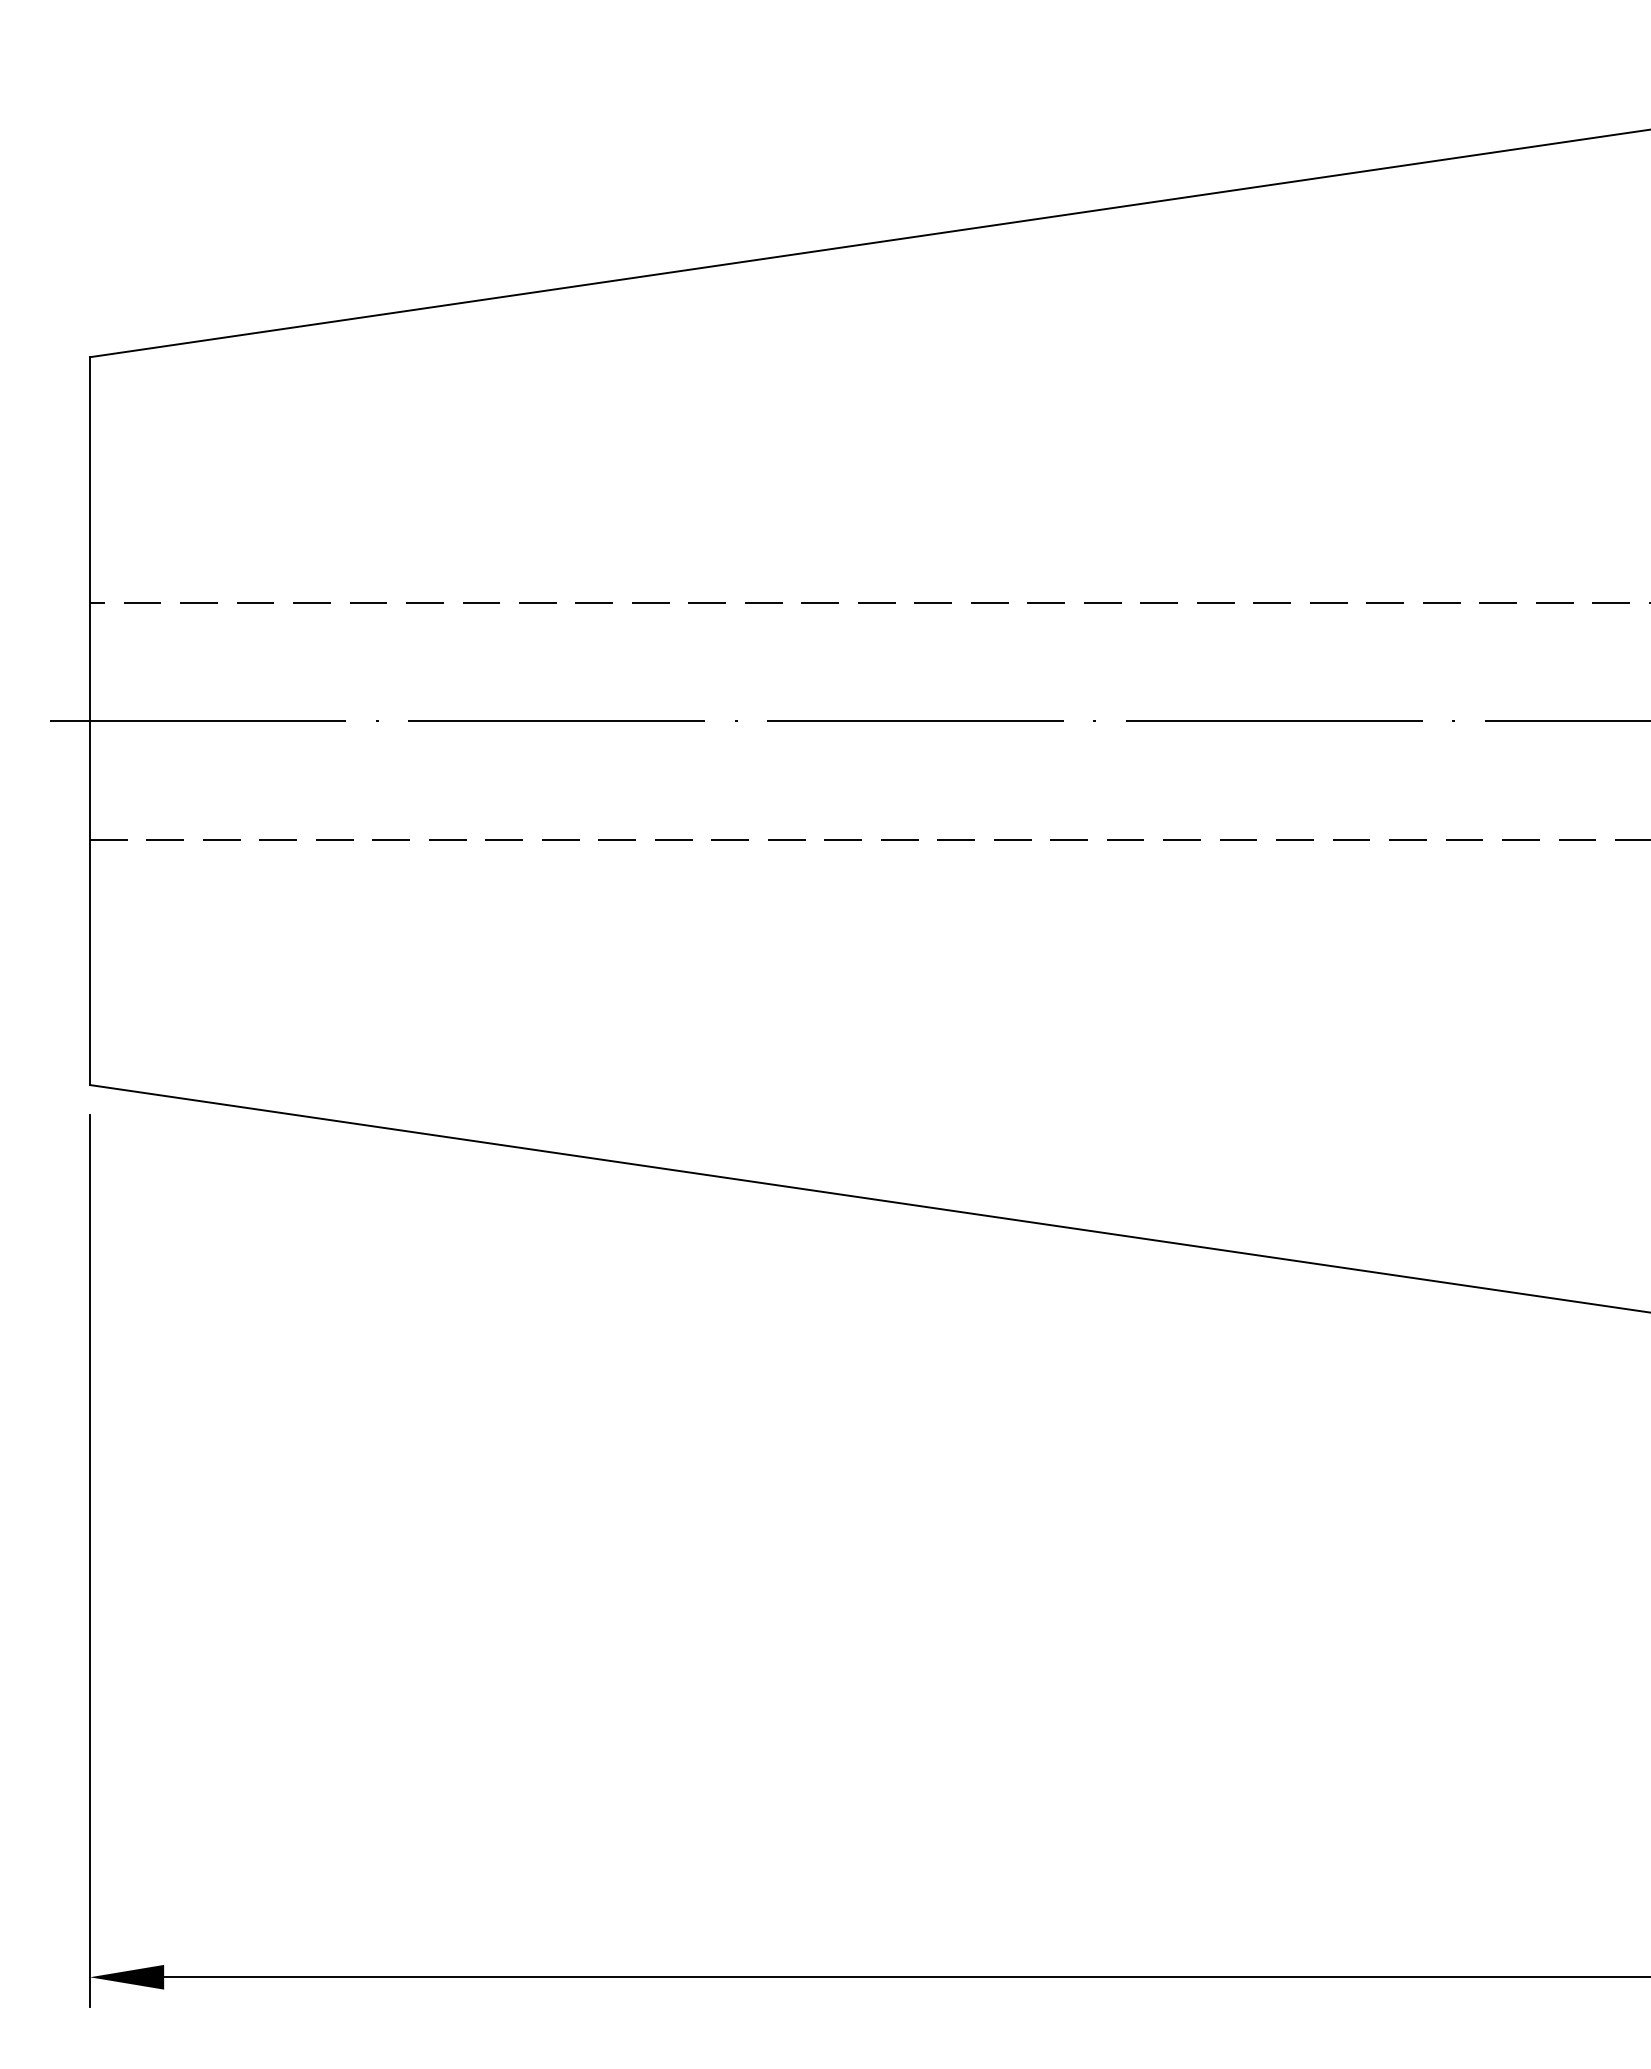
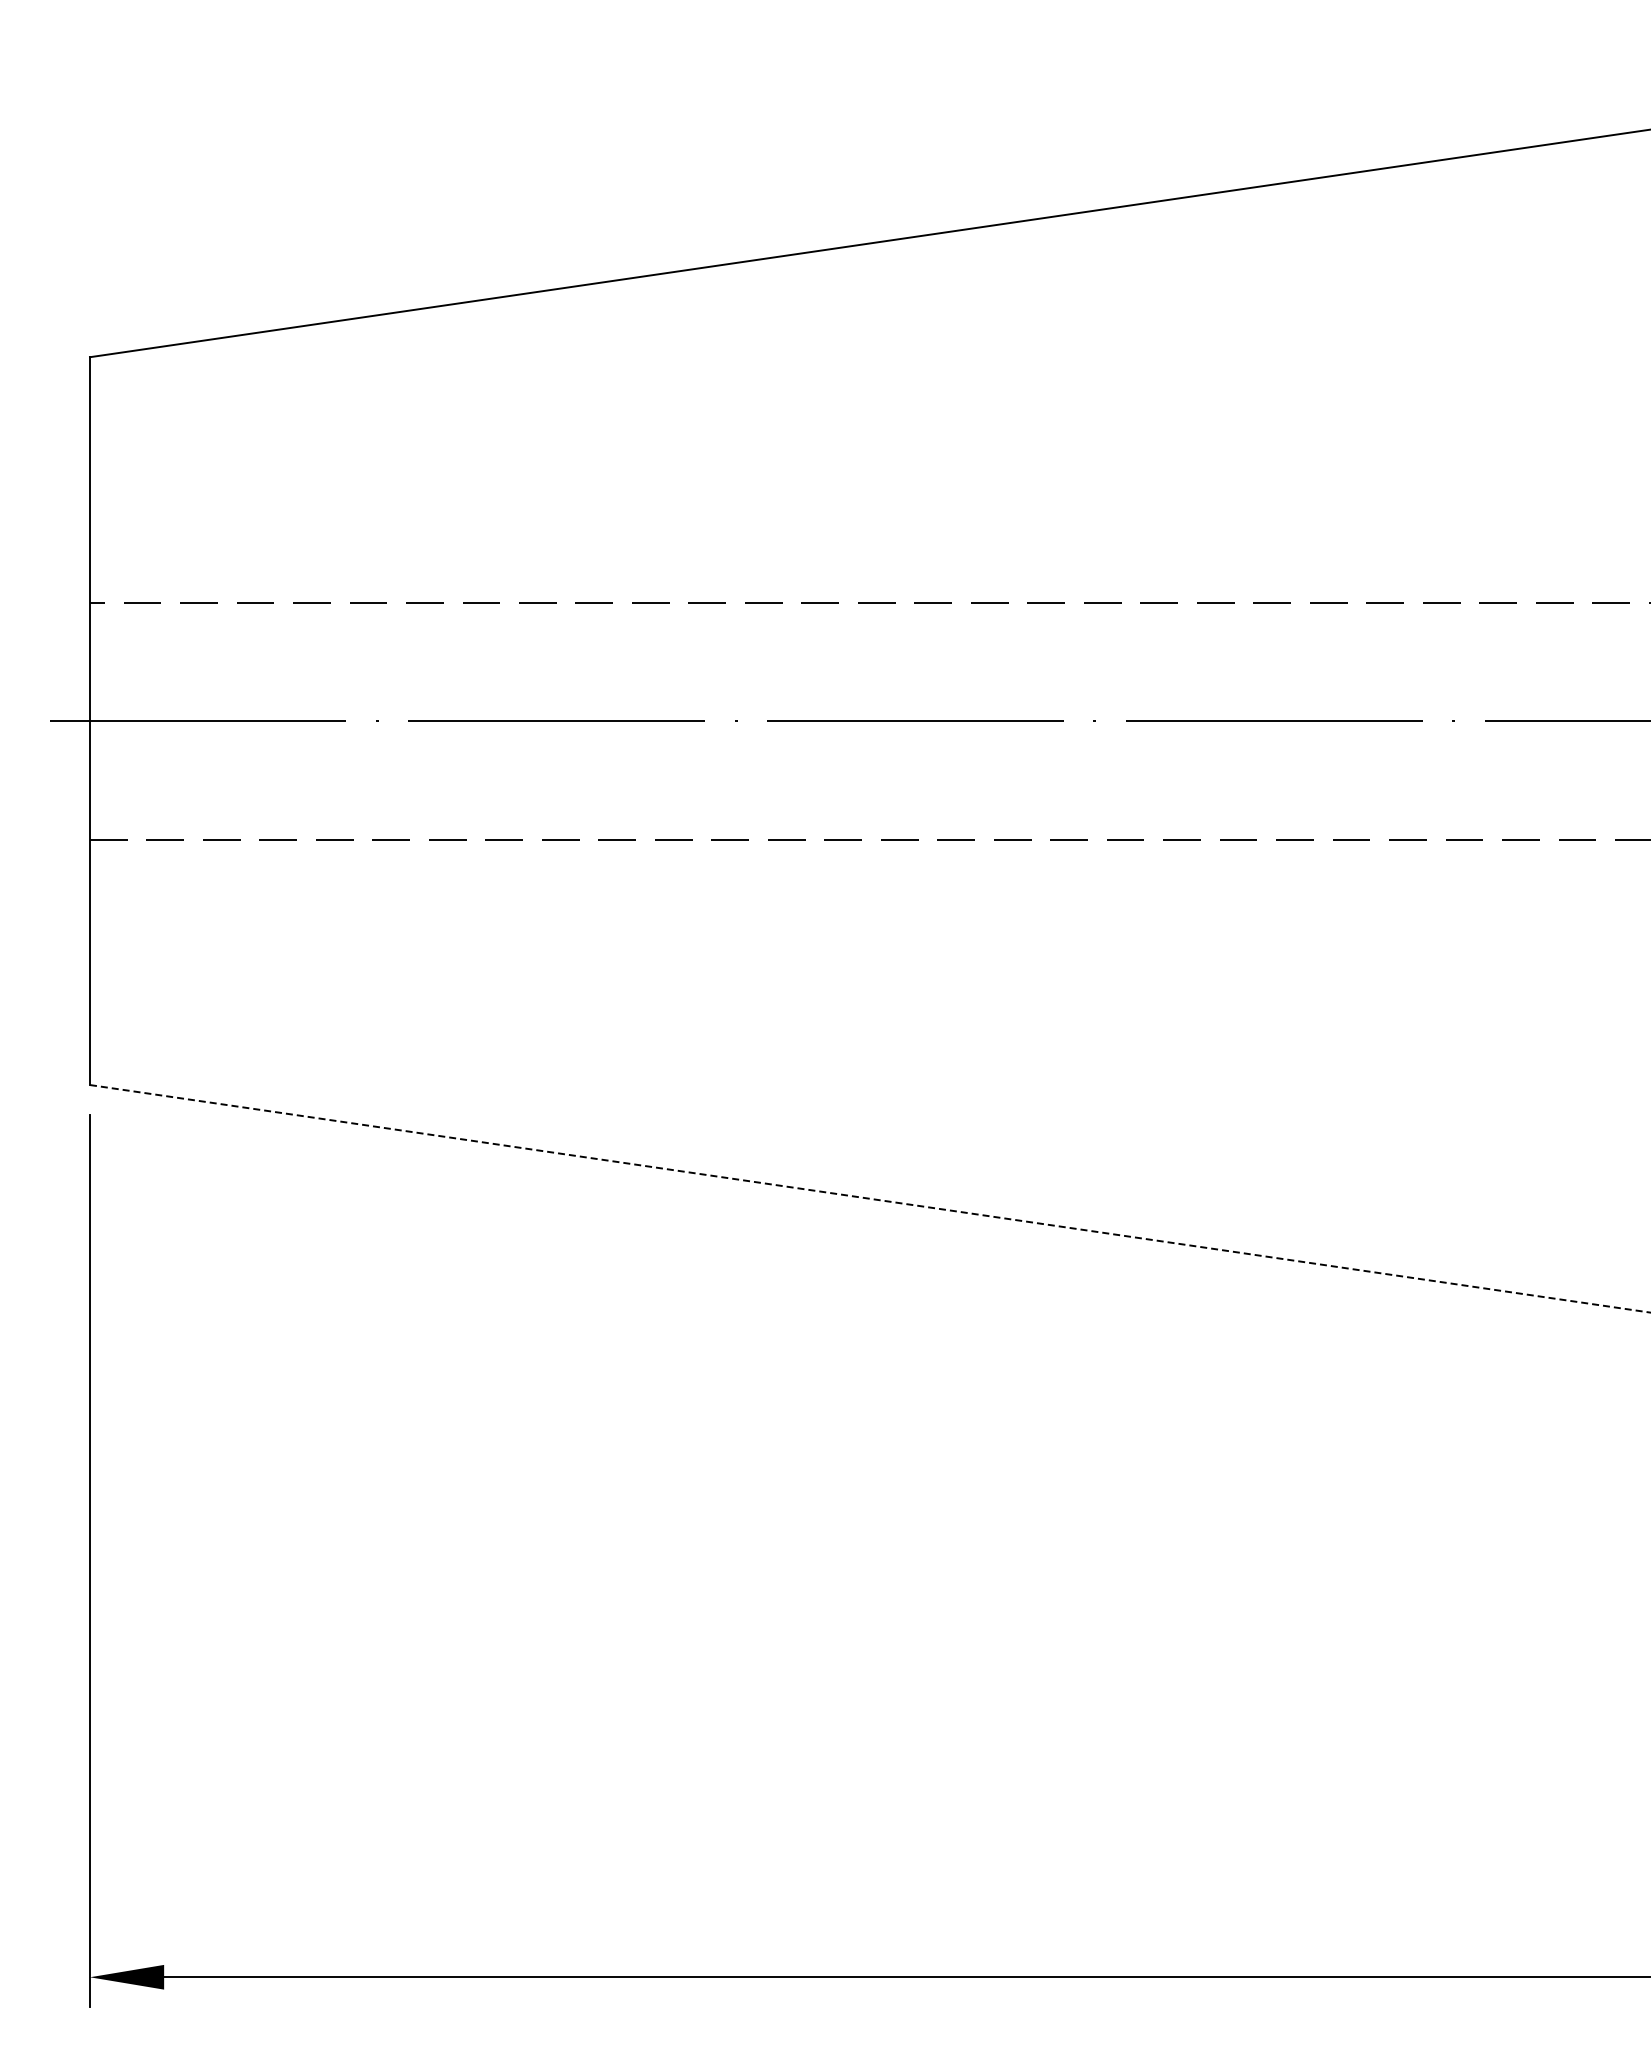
line: solid -> dashed (870, 1198)
